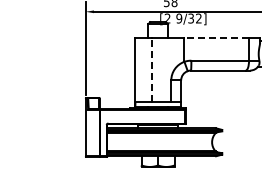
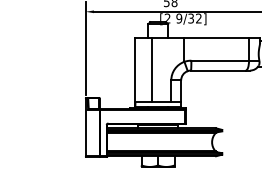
line: dashed -> solid (216, 37)
line: dashed -> solid (151, 69)
